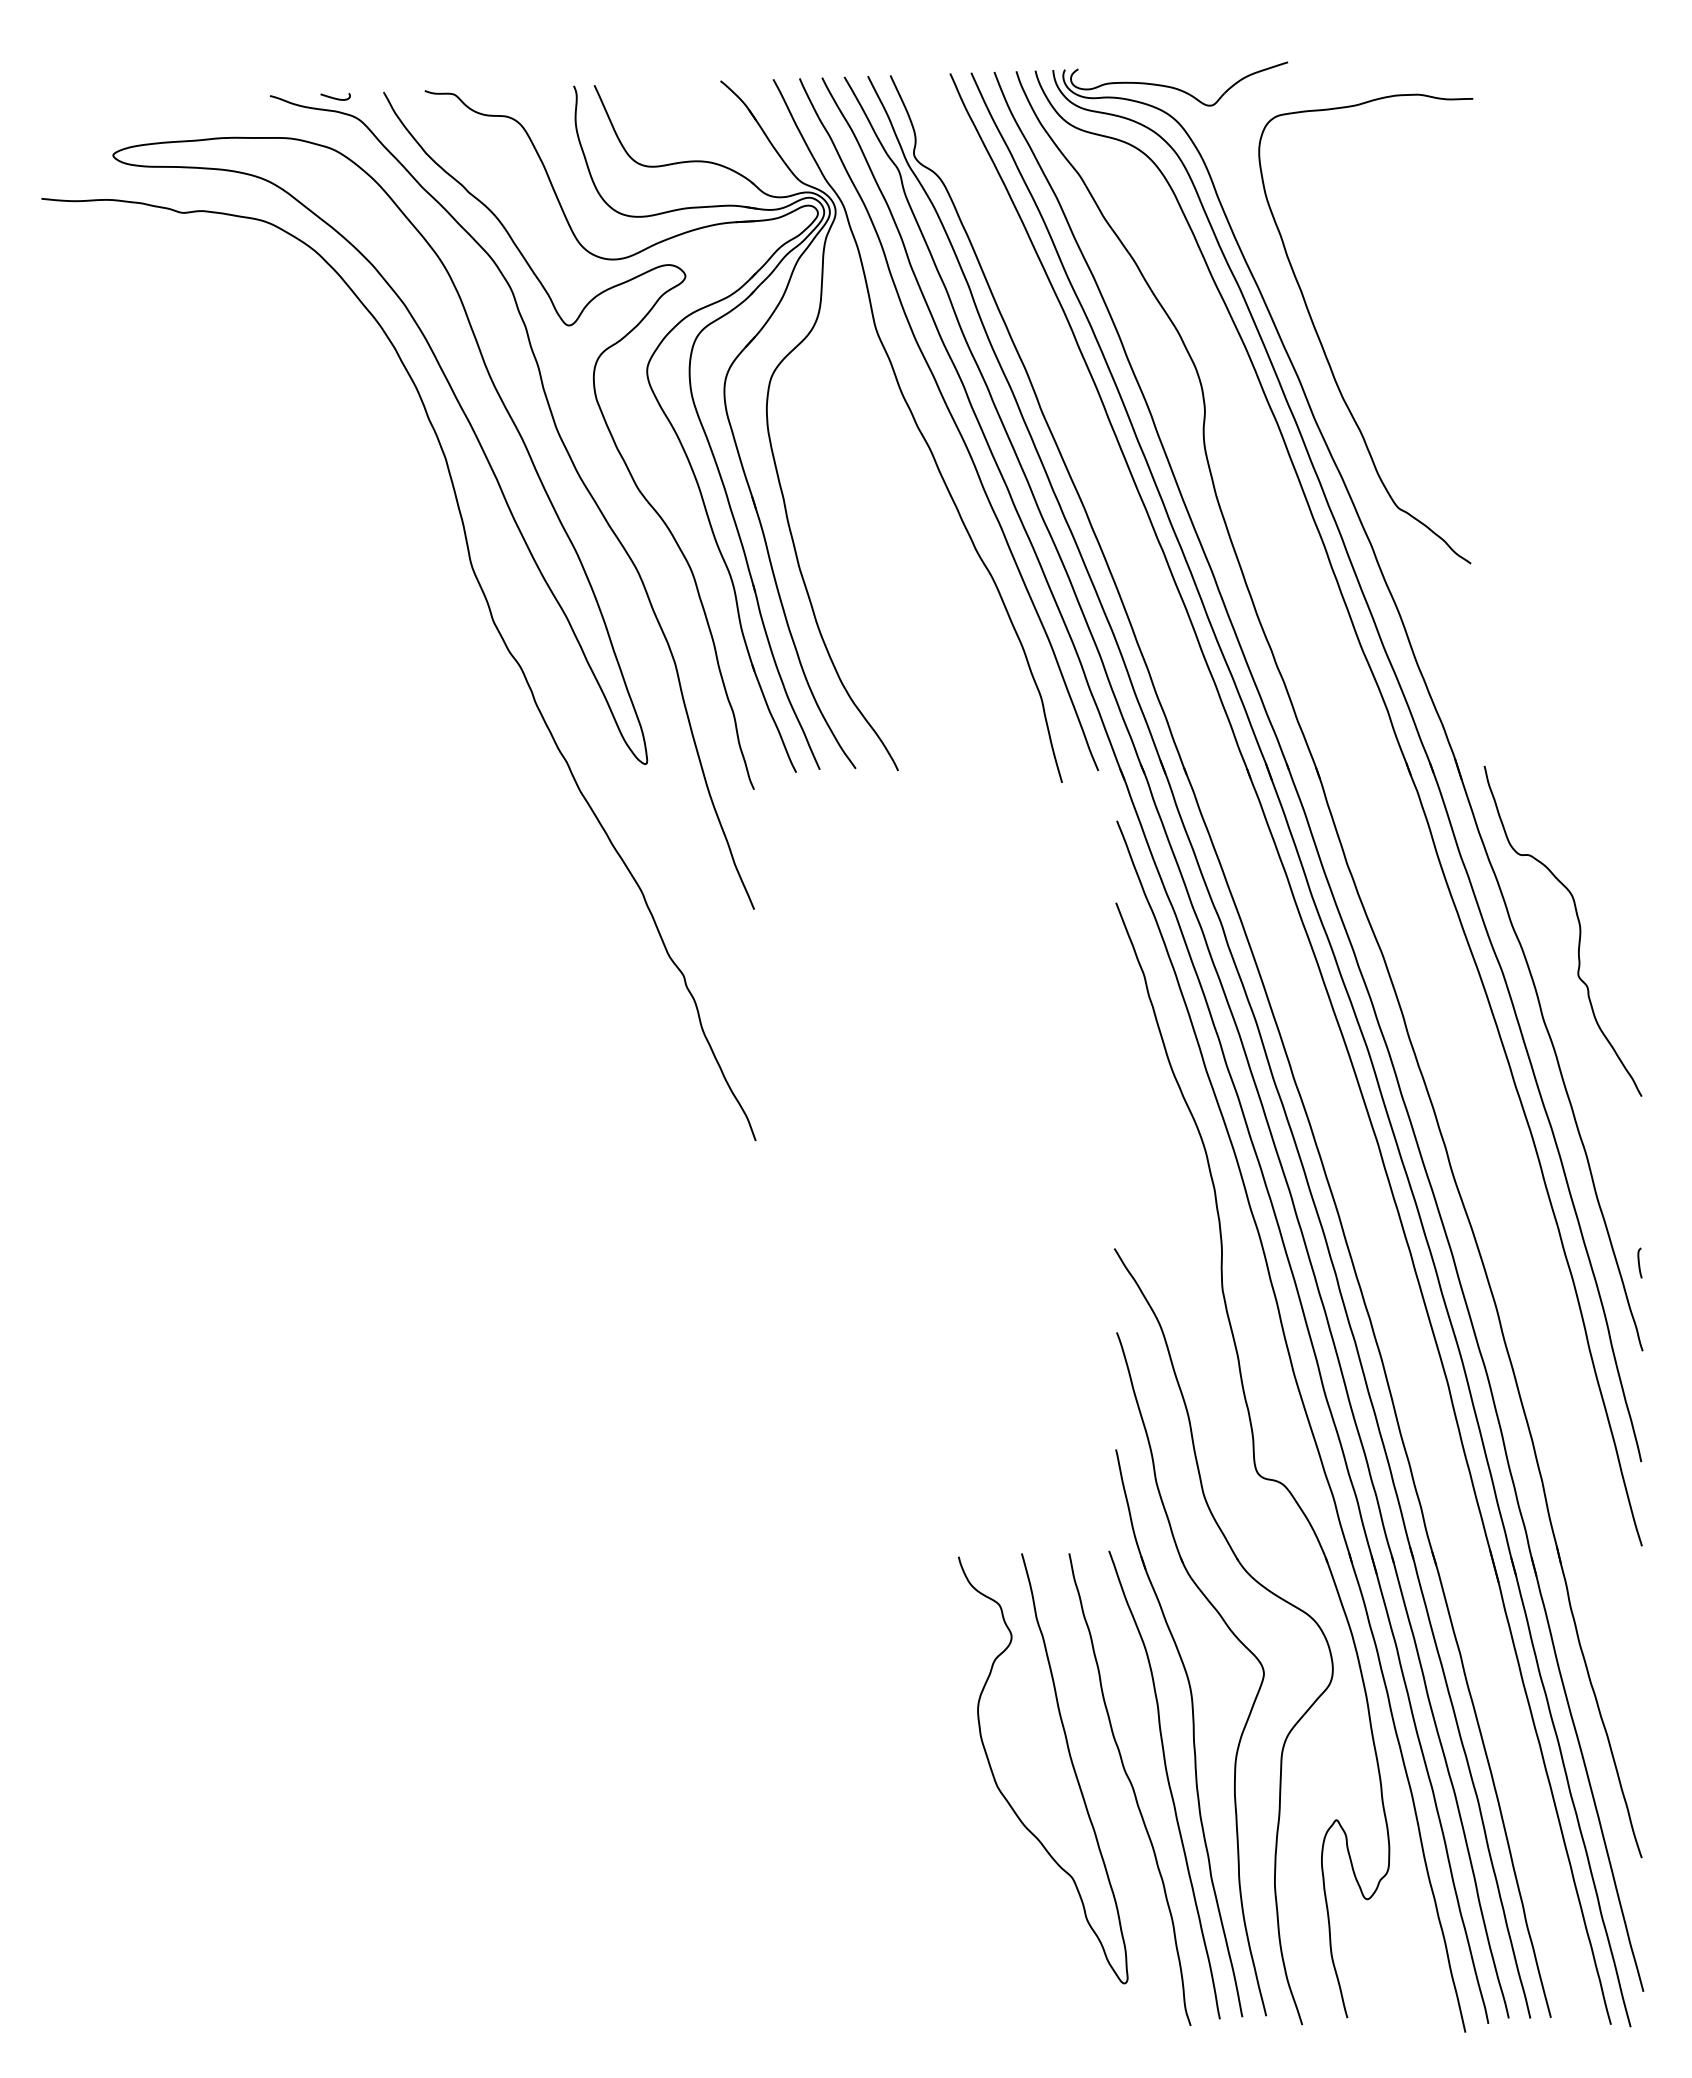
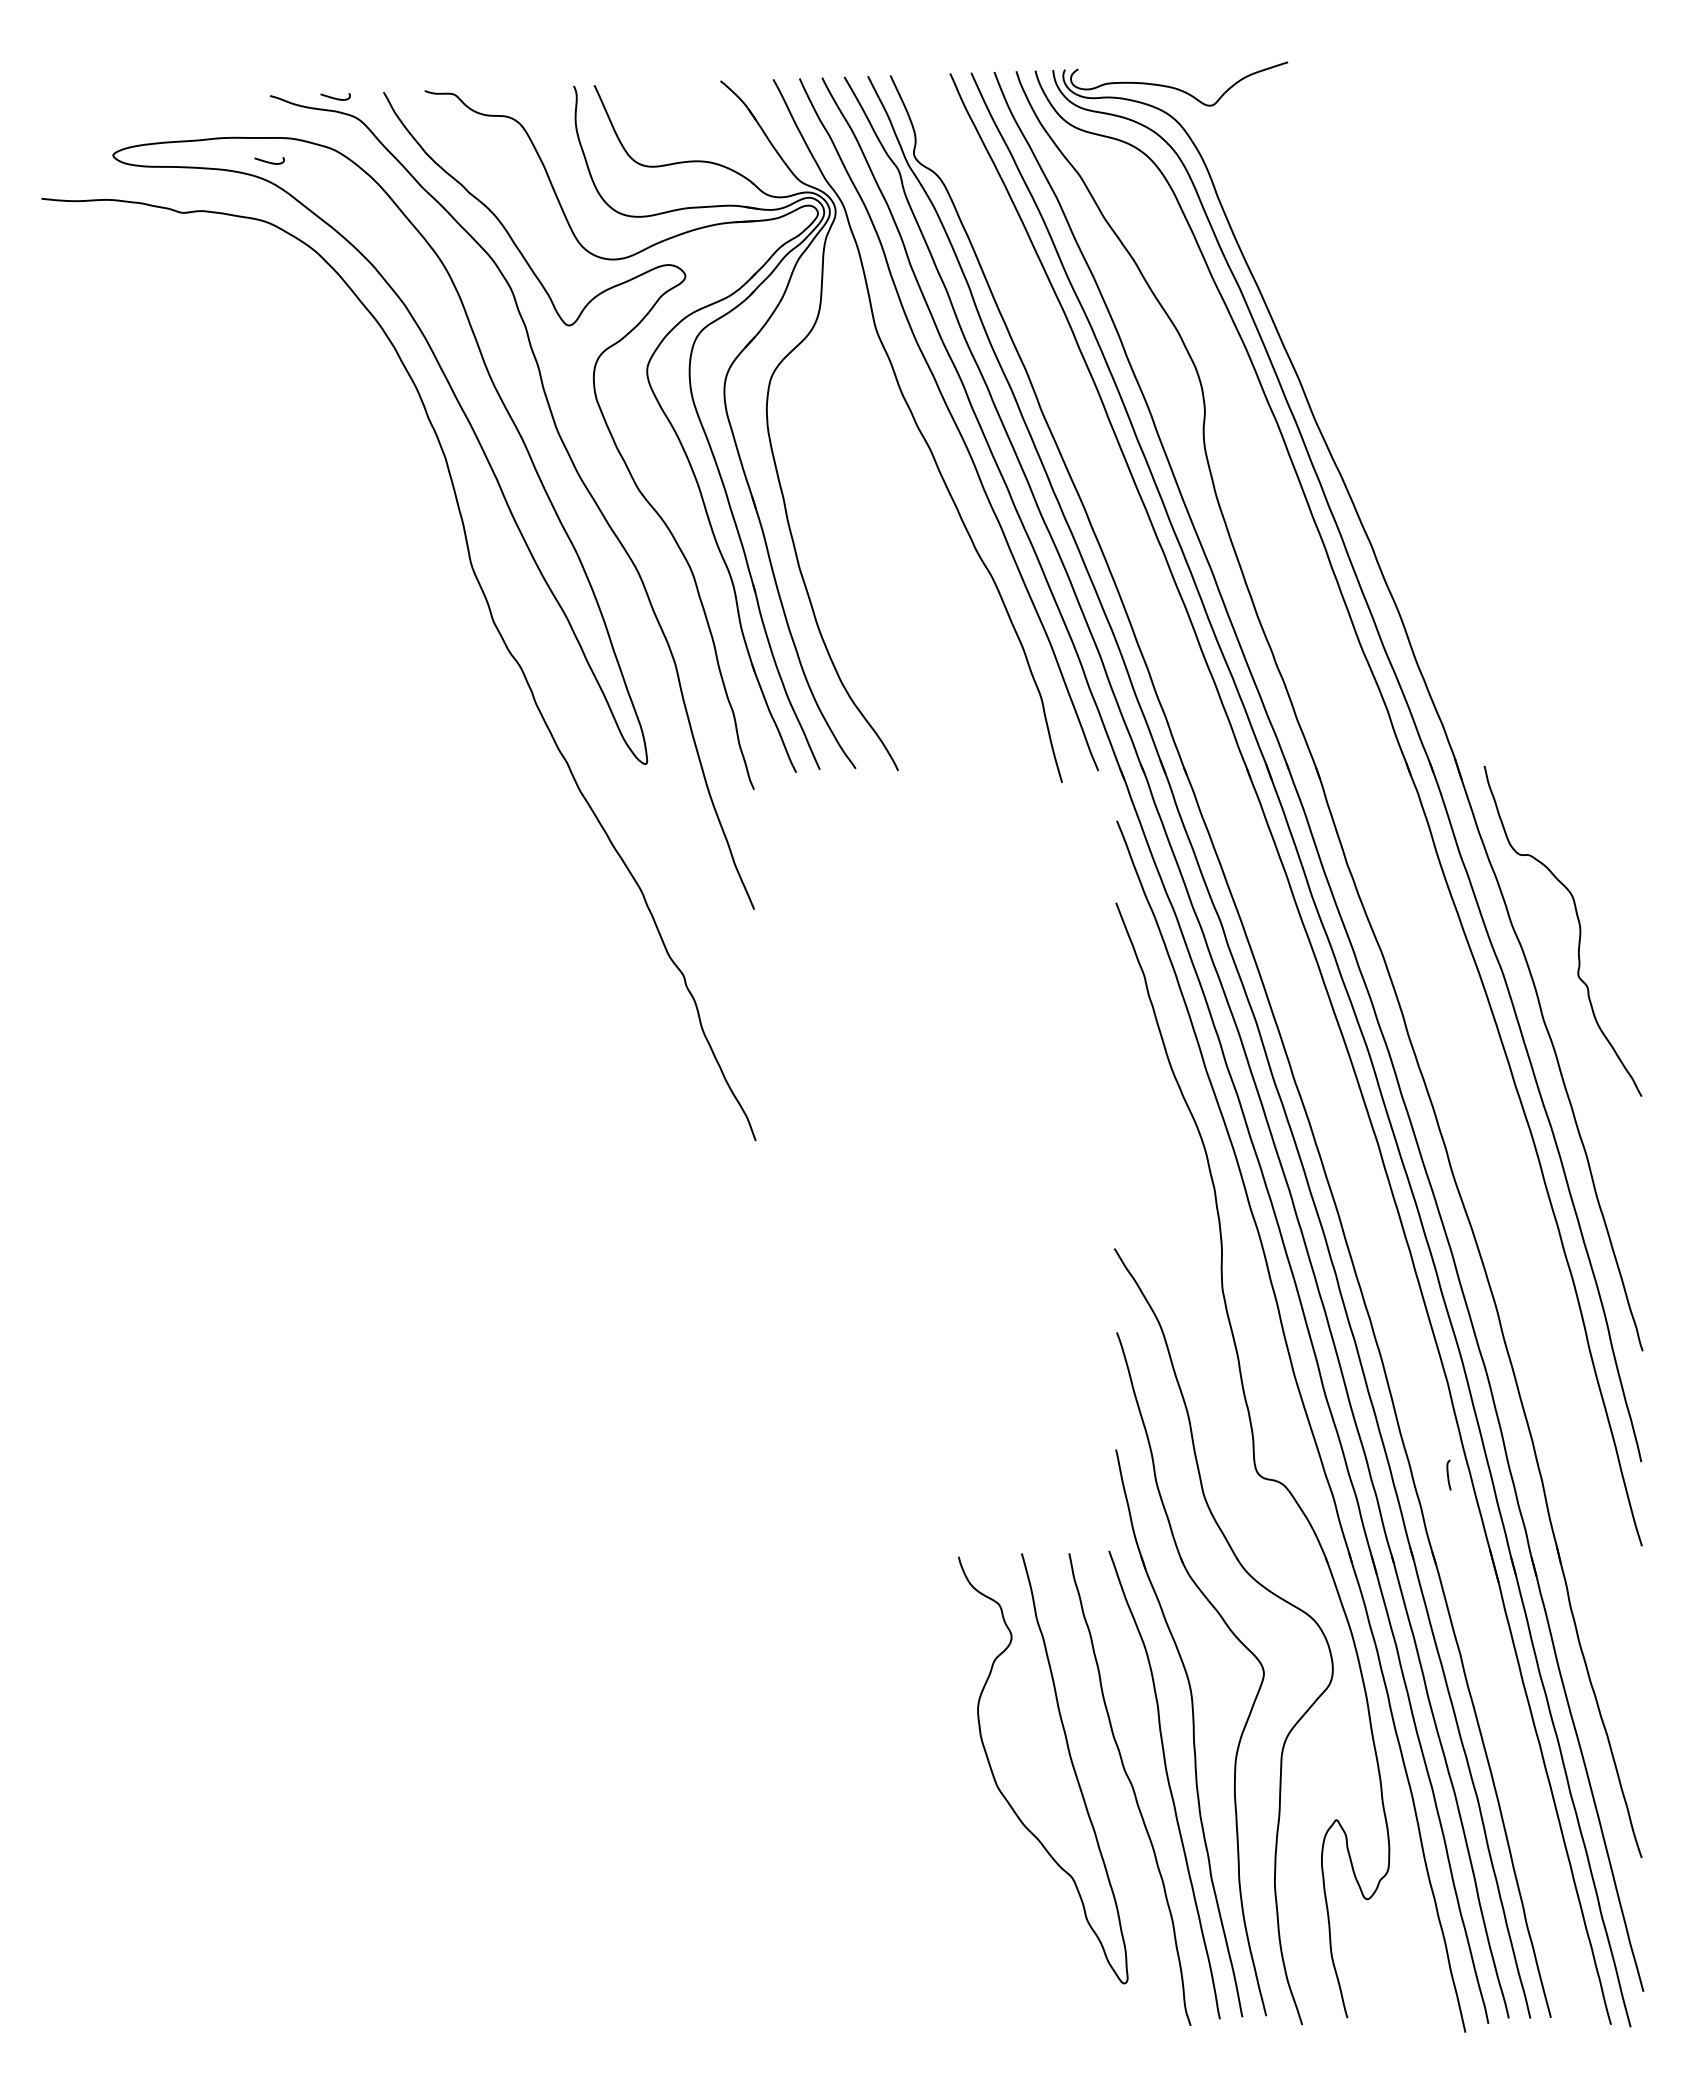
curve: none -> present (269, 161)
curve: present -> none (1323, 346)
curve position: (1639, 1262) -> (1448, 1474) (1448, 1474)
